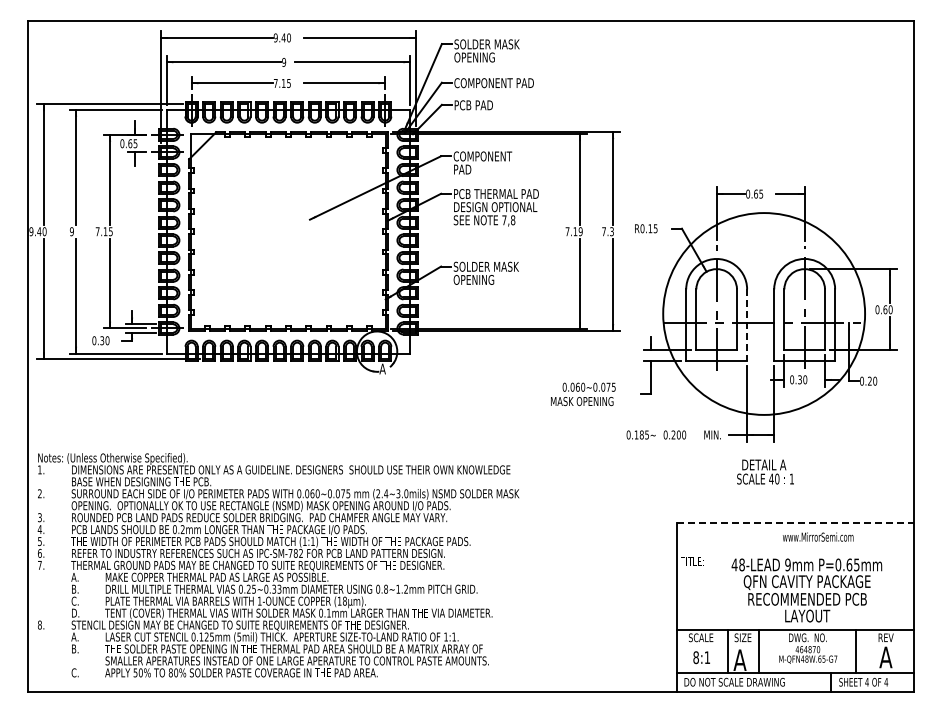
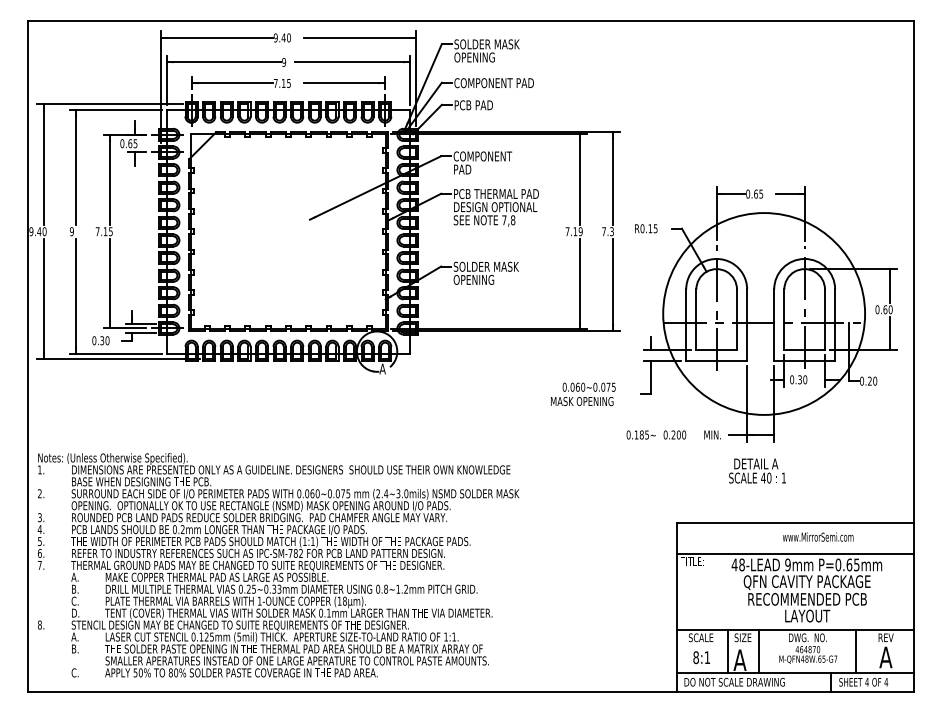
line: dashed -> solid (747, 324)
text position: (765, 471) -> (757, 470) (757, 470)
line: dashed -> solid (795, 522)
line: none -> present (794, 554)
